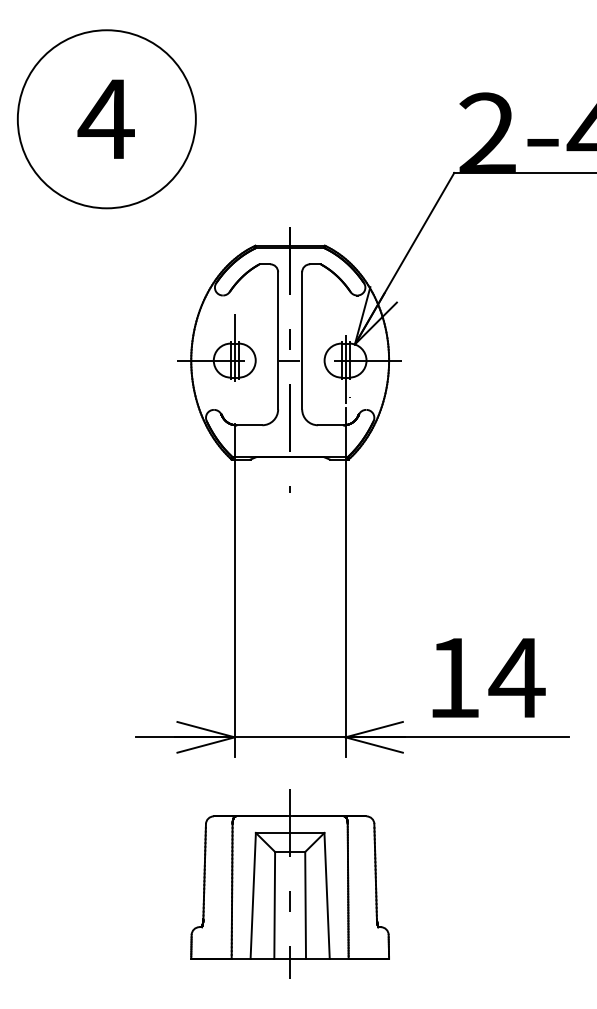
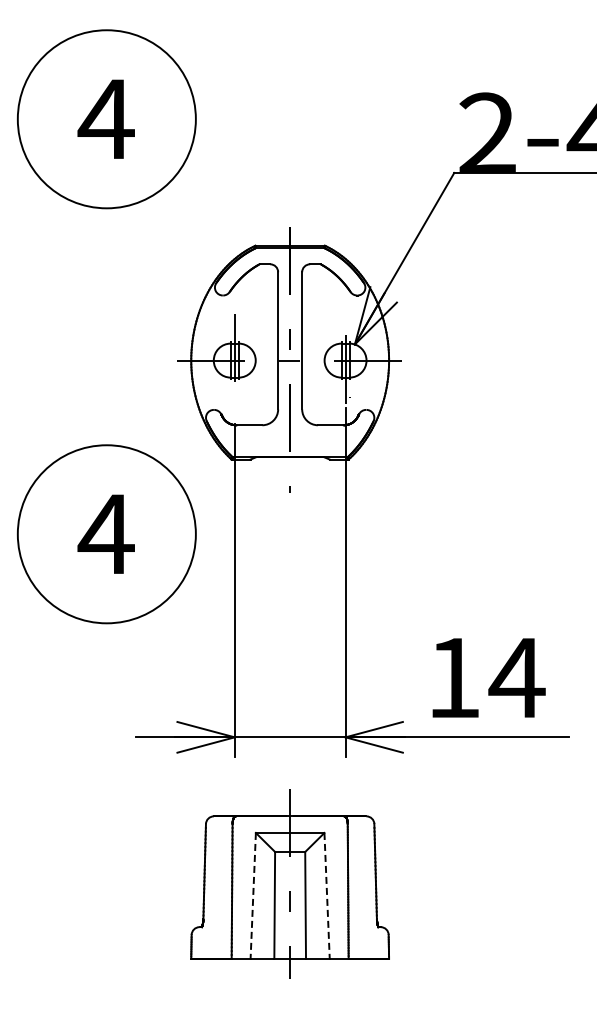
part: none -> present (106, 534)
line: solid -> dashed (253, 895)
line: solid -> dashed (327, 895)
